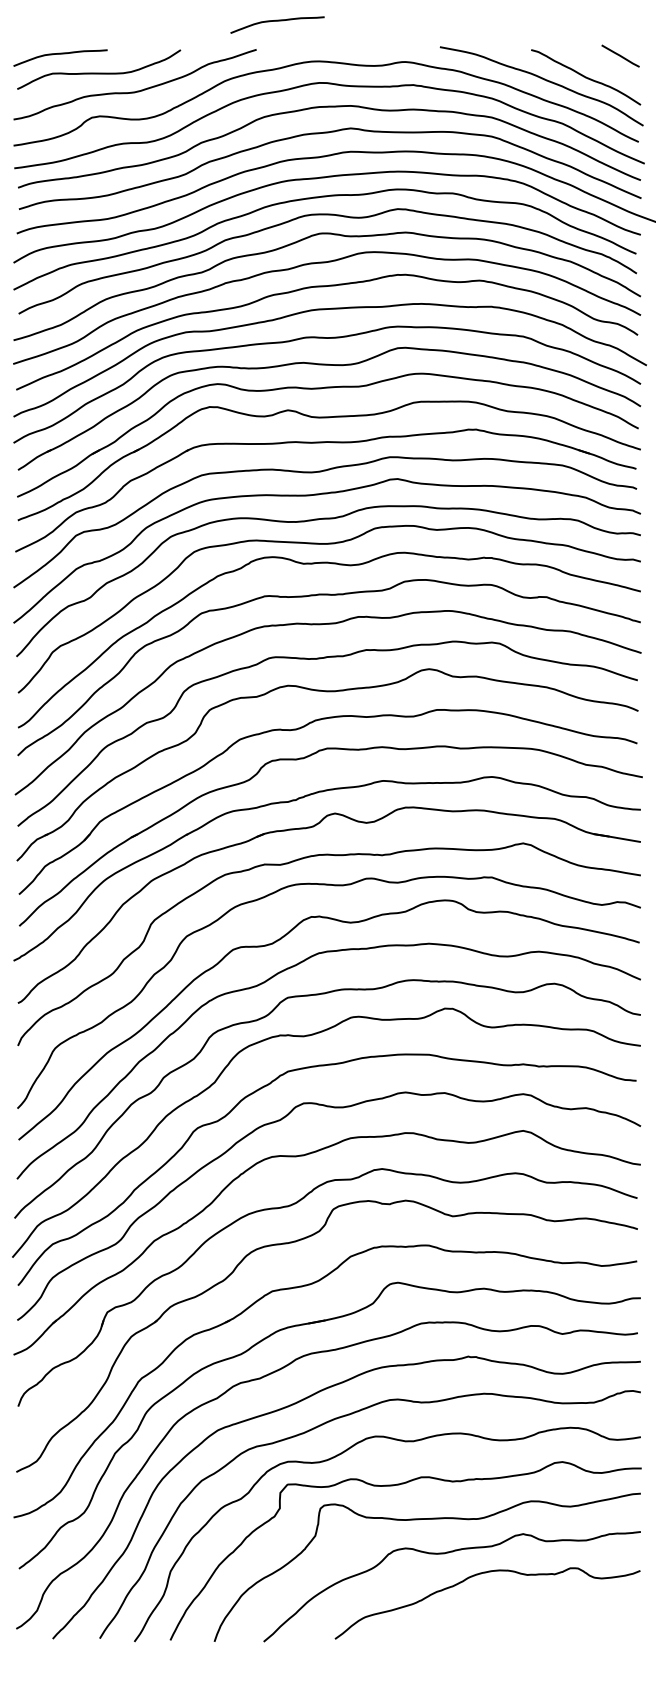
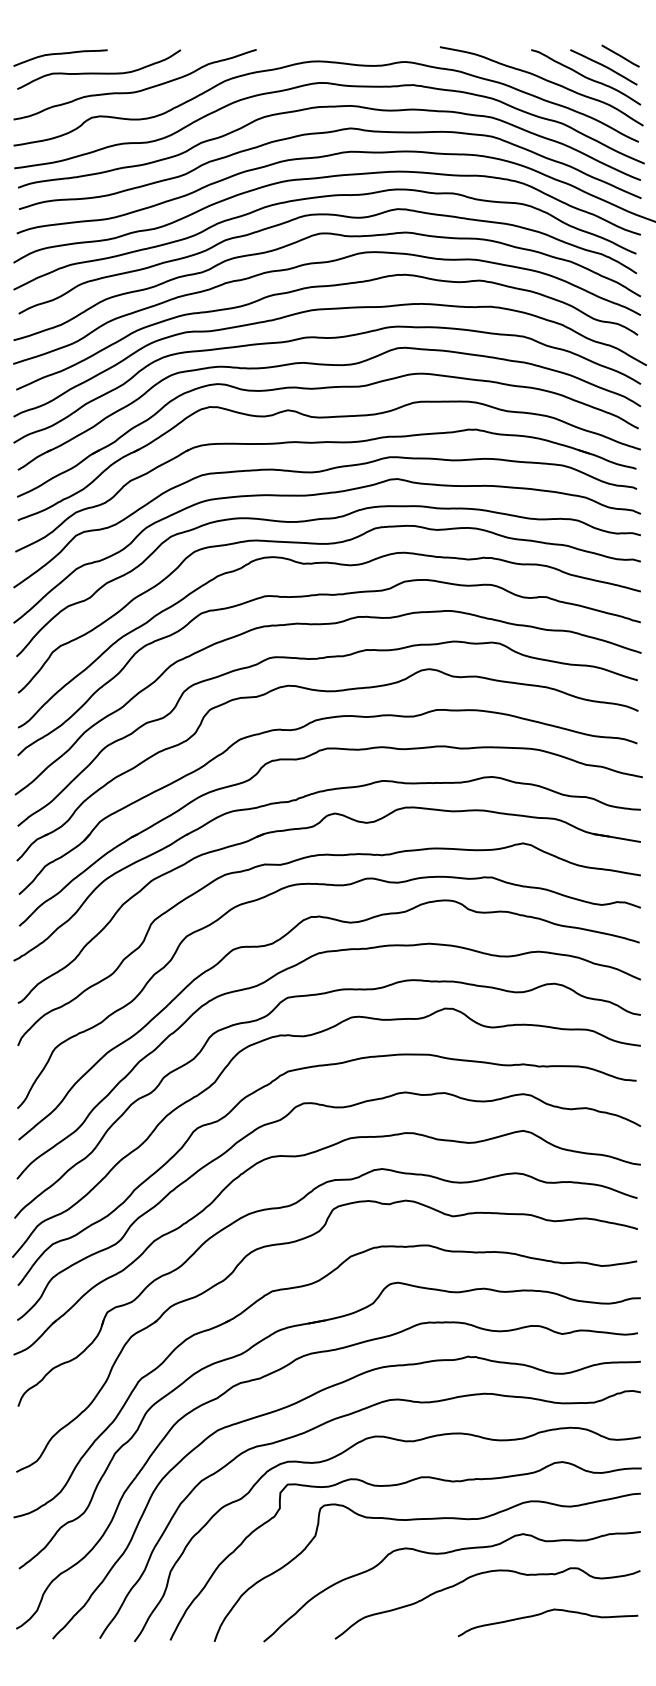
curve: present -> none (277, 21)
curve: none -> present (603, 66)
curve: none -> present (542, 1614)
